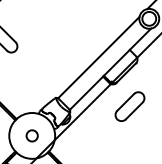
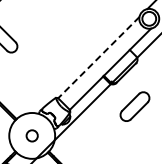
line: solid -> dashed (98, 57)
part position: (129, 106) -> (134, 106) (134, 106)
